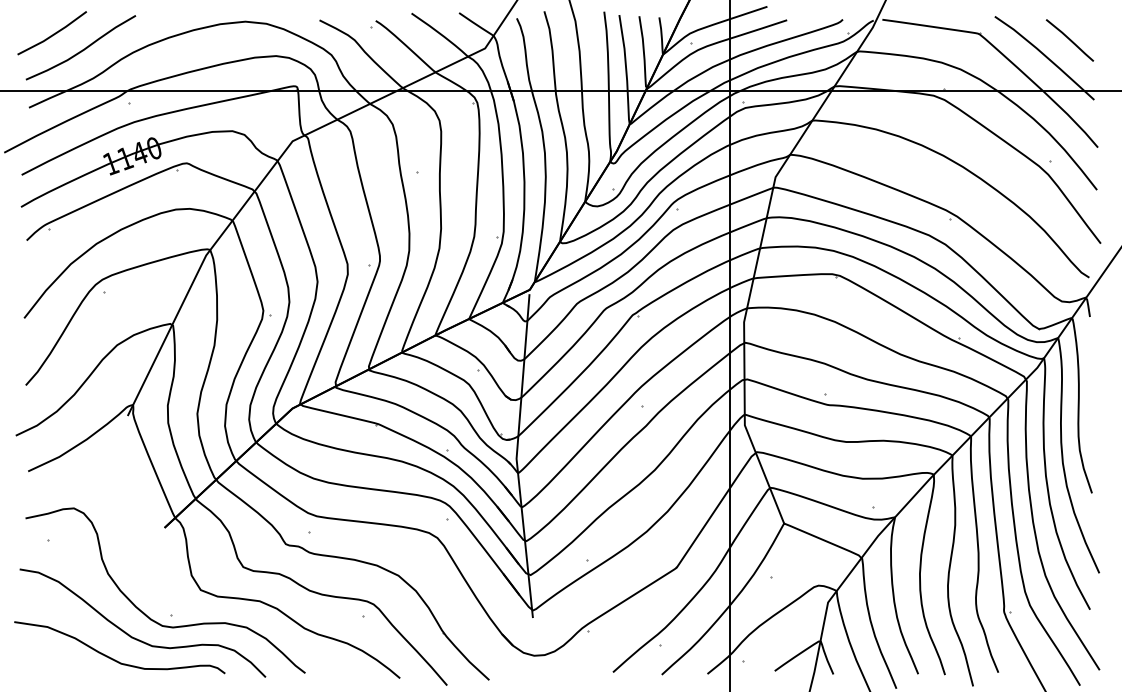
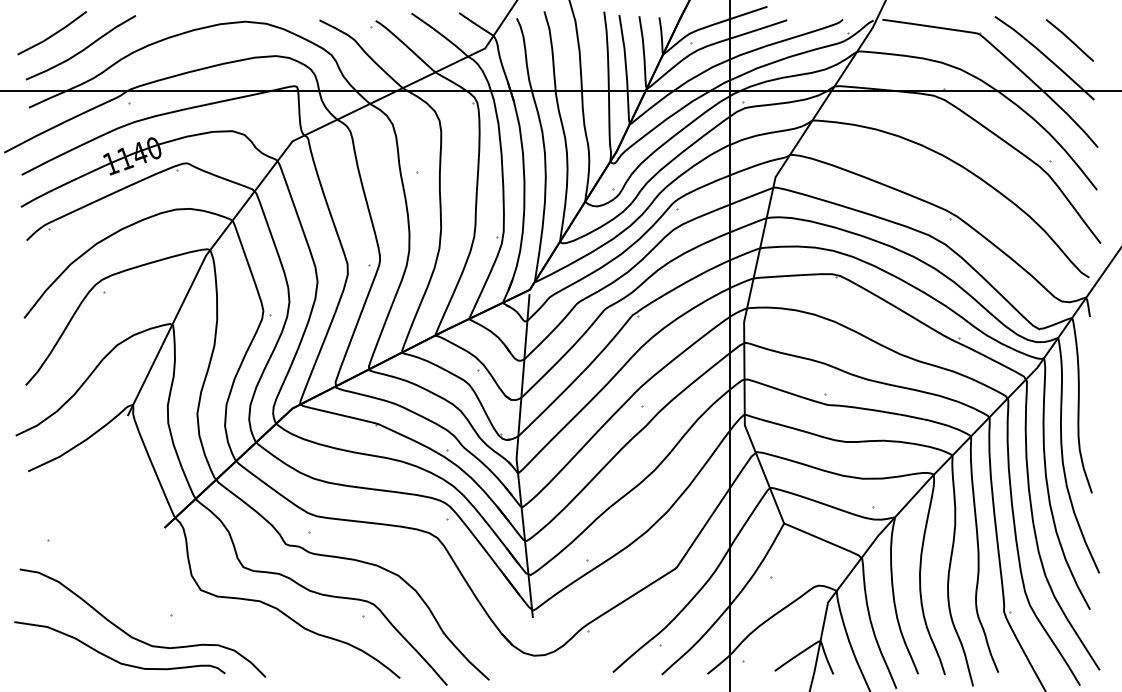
curve: present -> none (143, 611)
